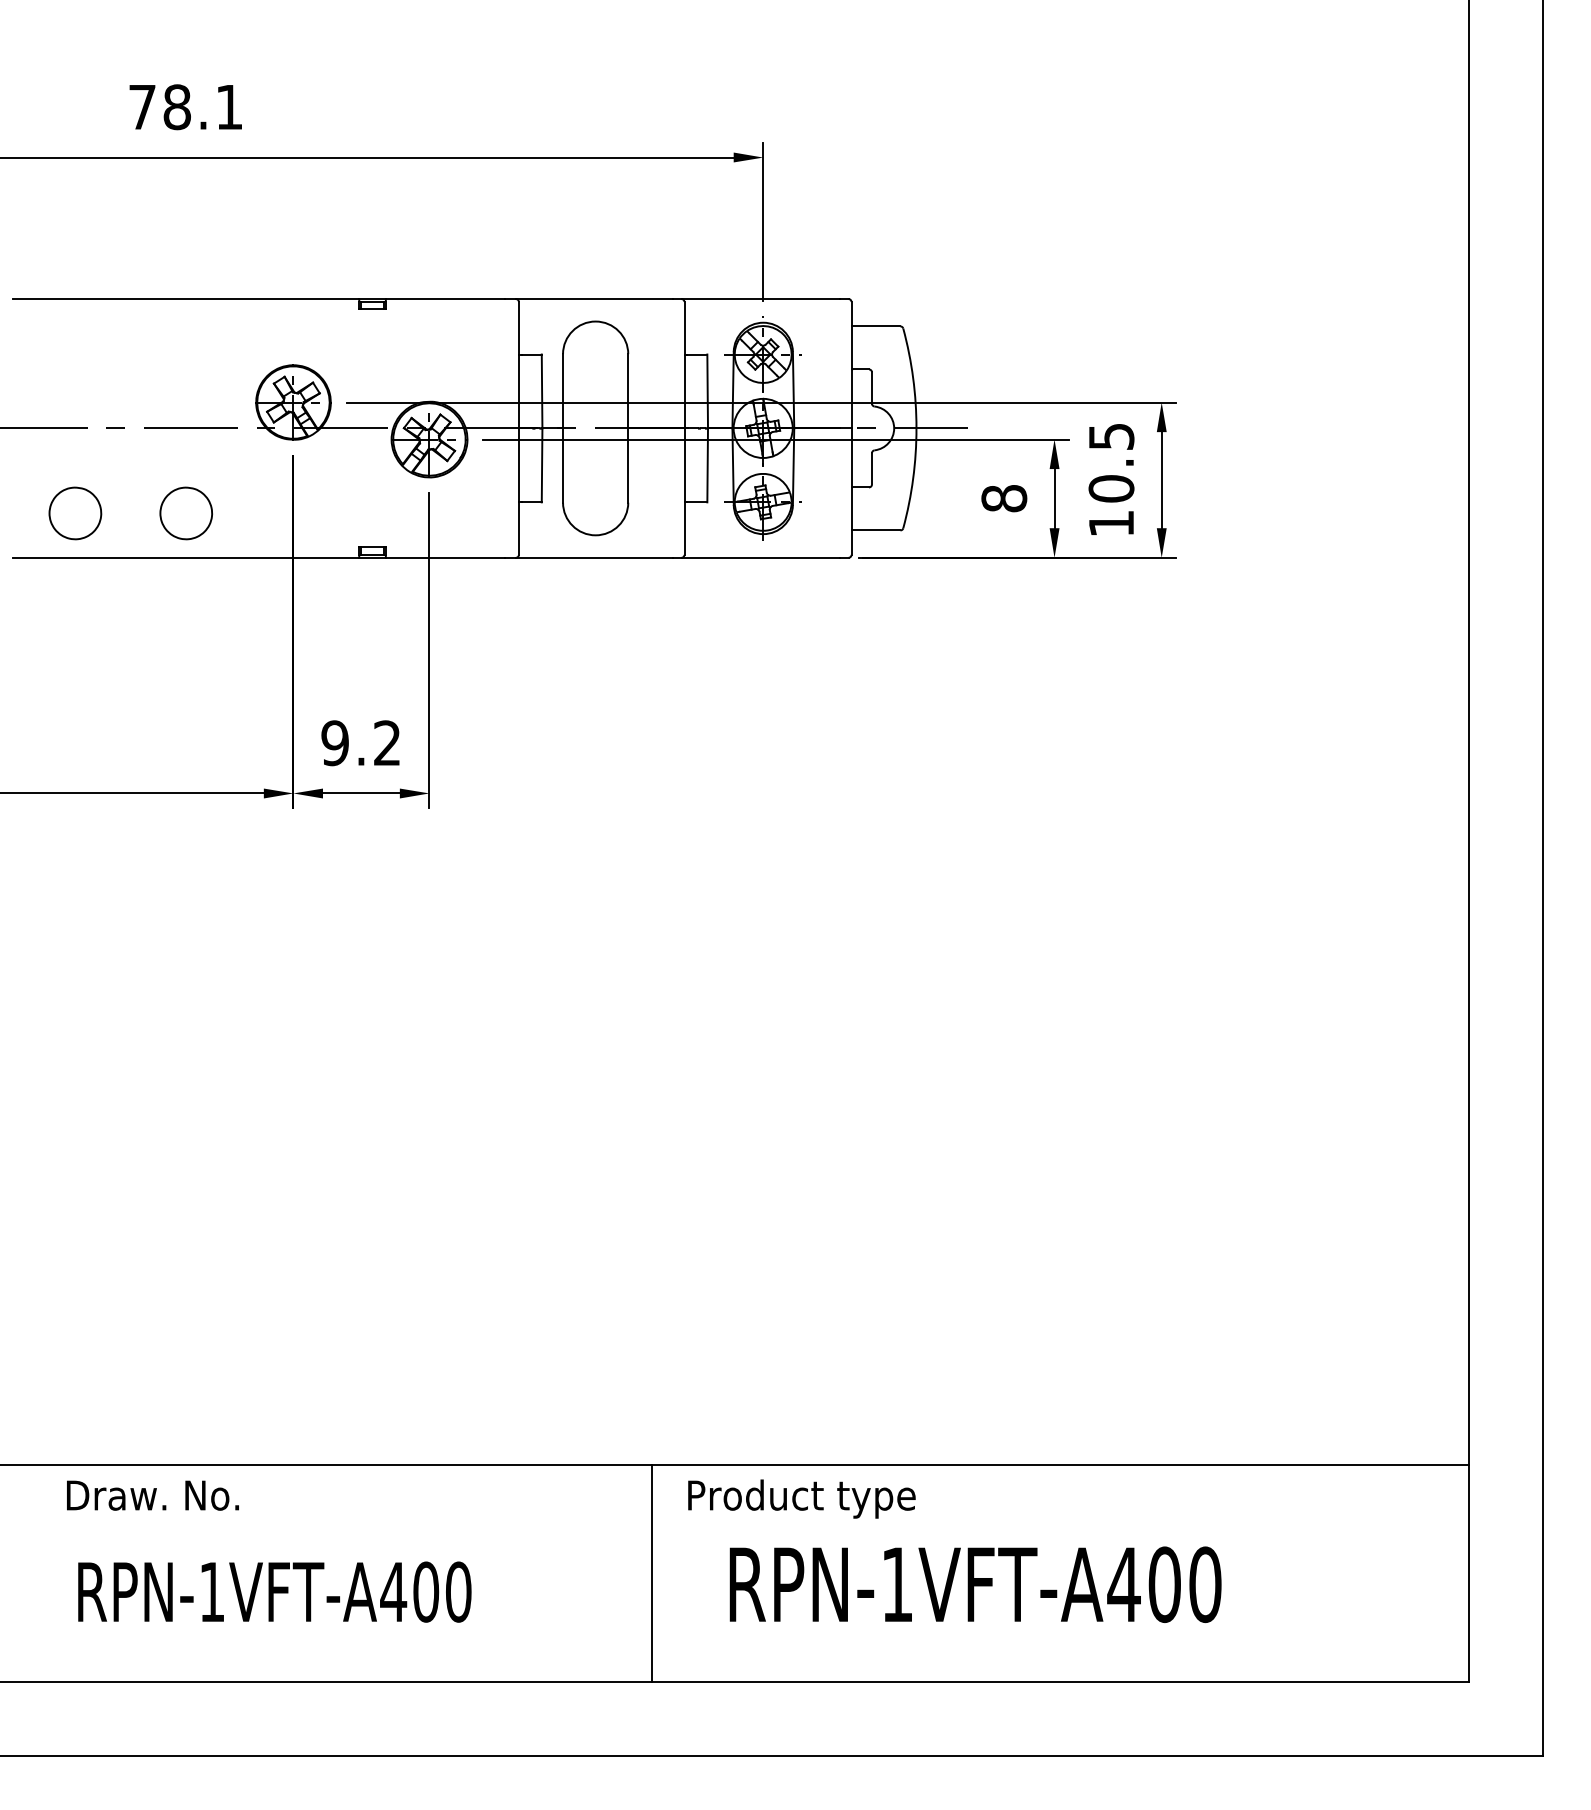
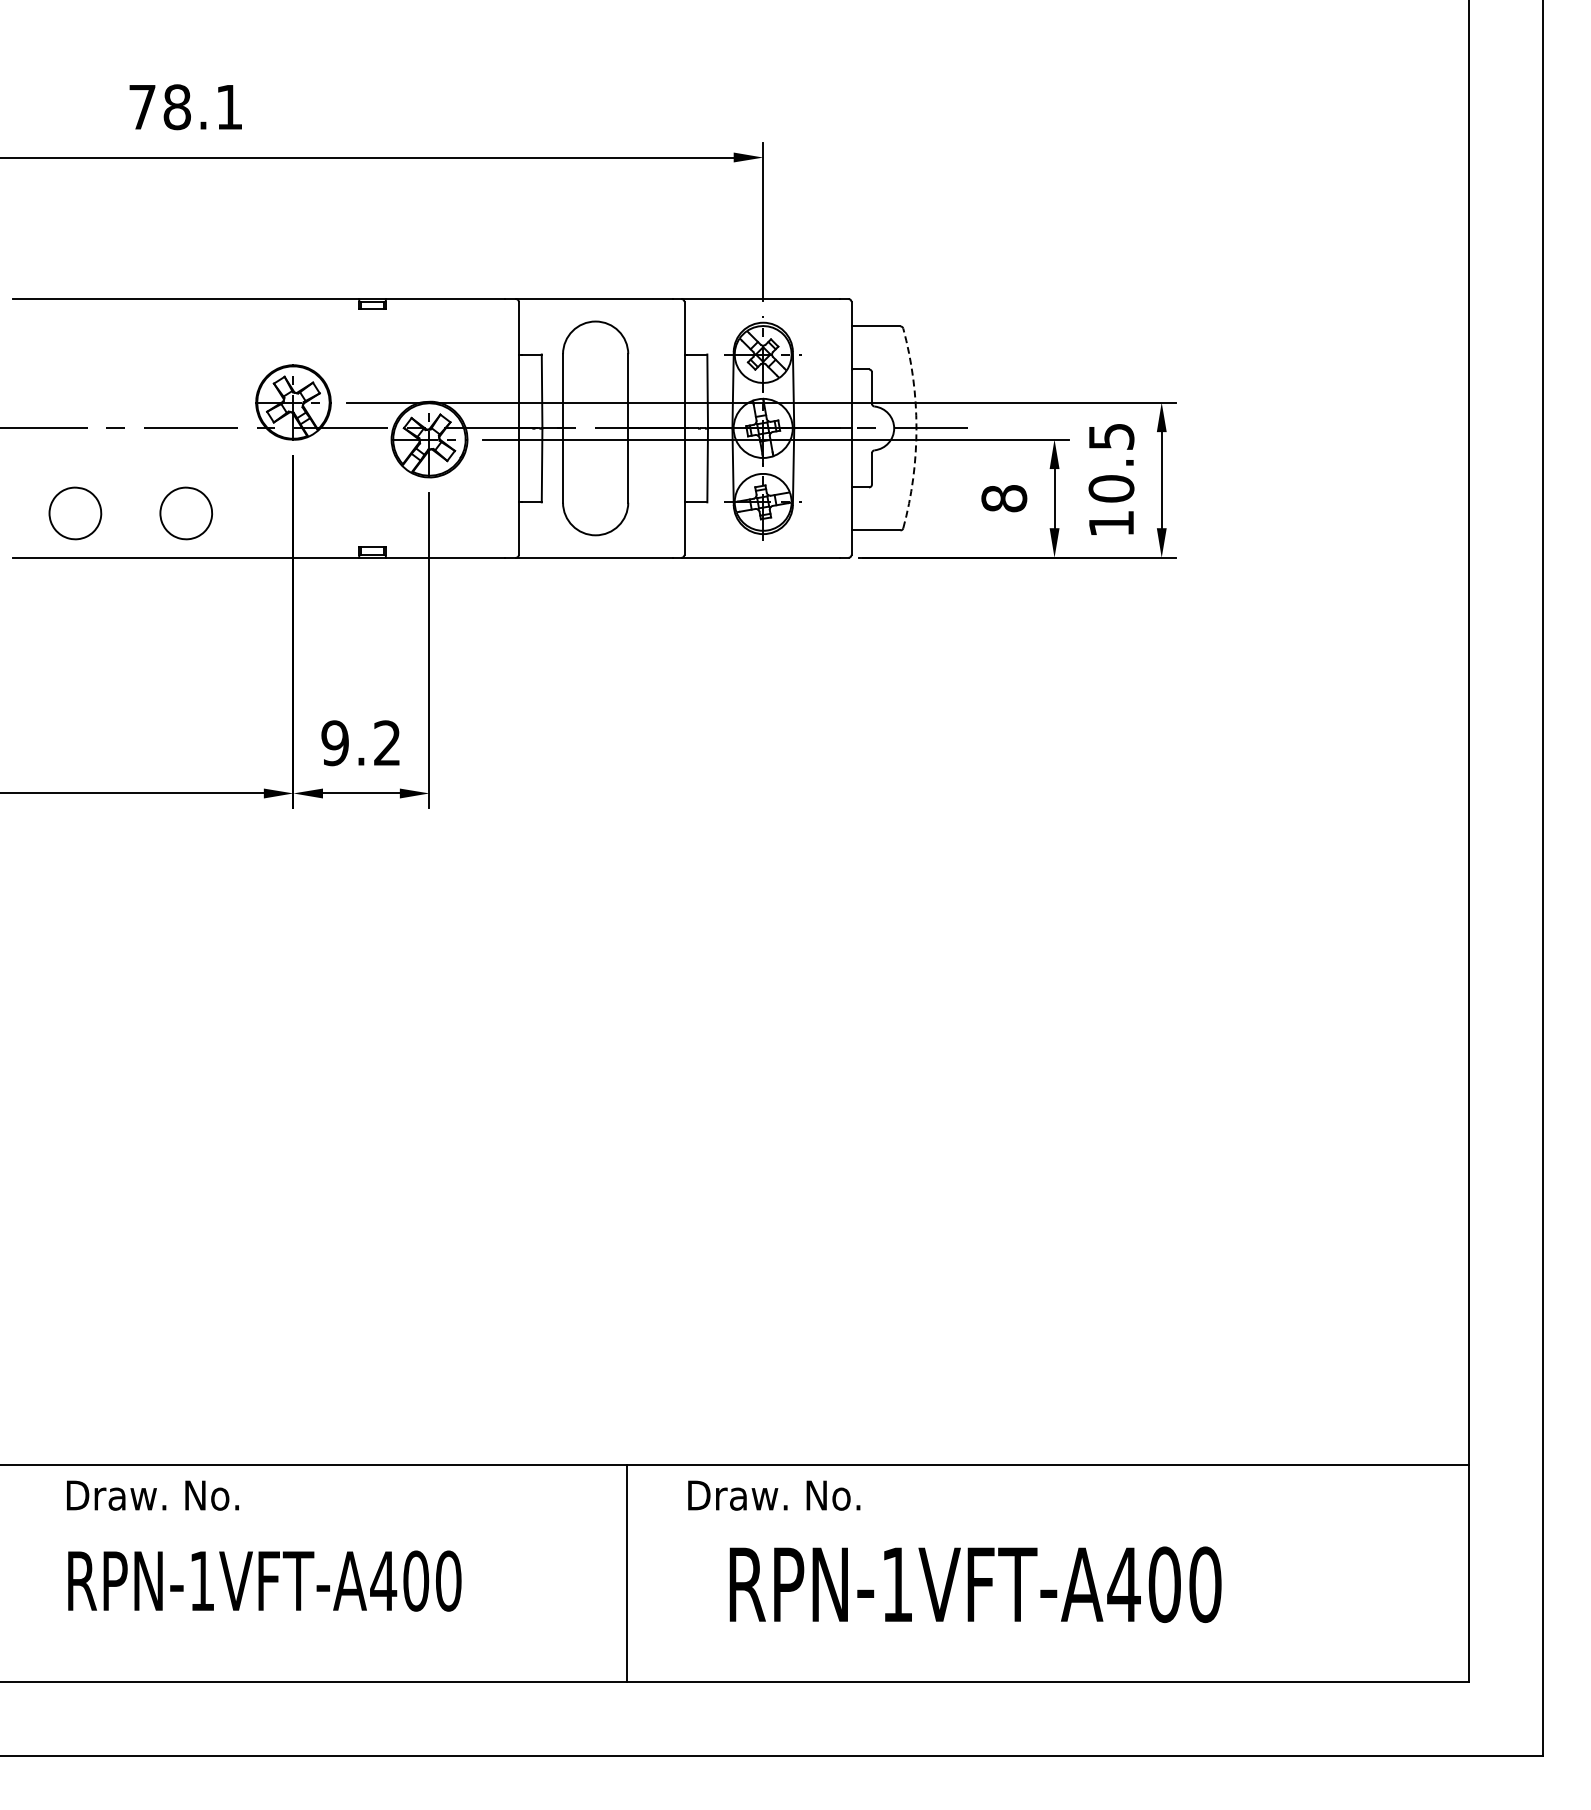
arc: solid -> dashed (916, 428)
text: Product type -> Draw. No. (803, 1498)
line position: (652, 1572) -> (627, 1572) (627, 1572)
text position: (274, 1591) -> (264, 1580) (264, 1580)
